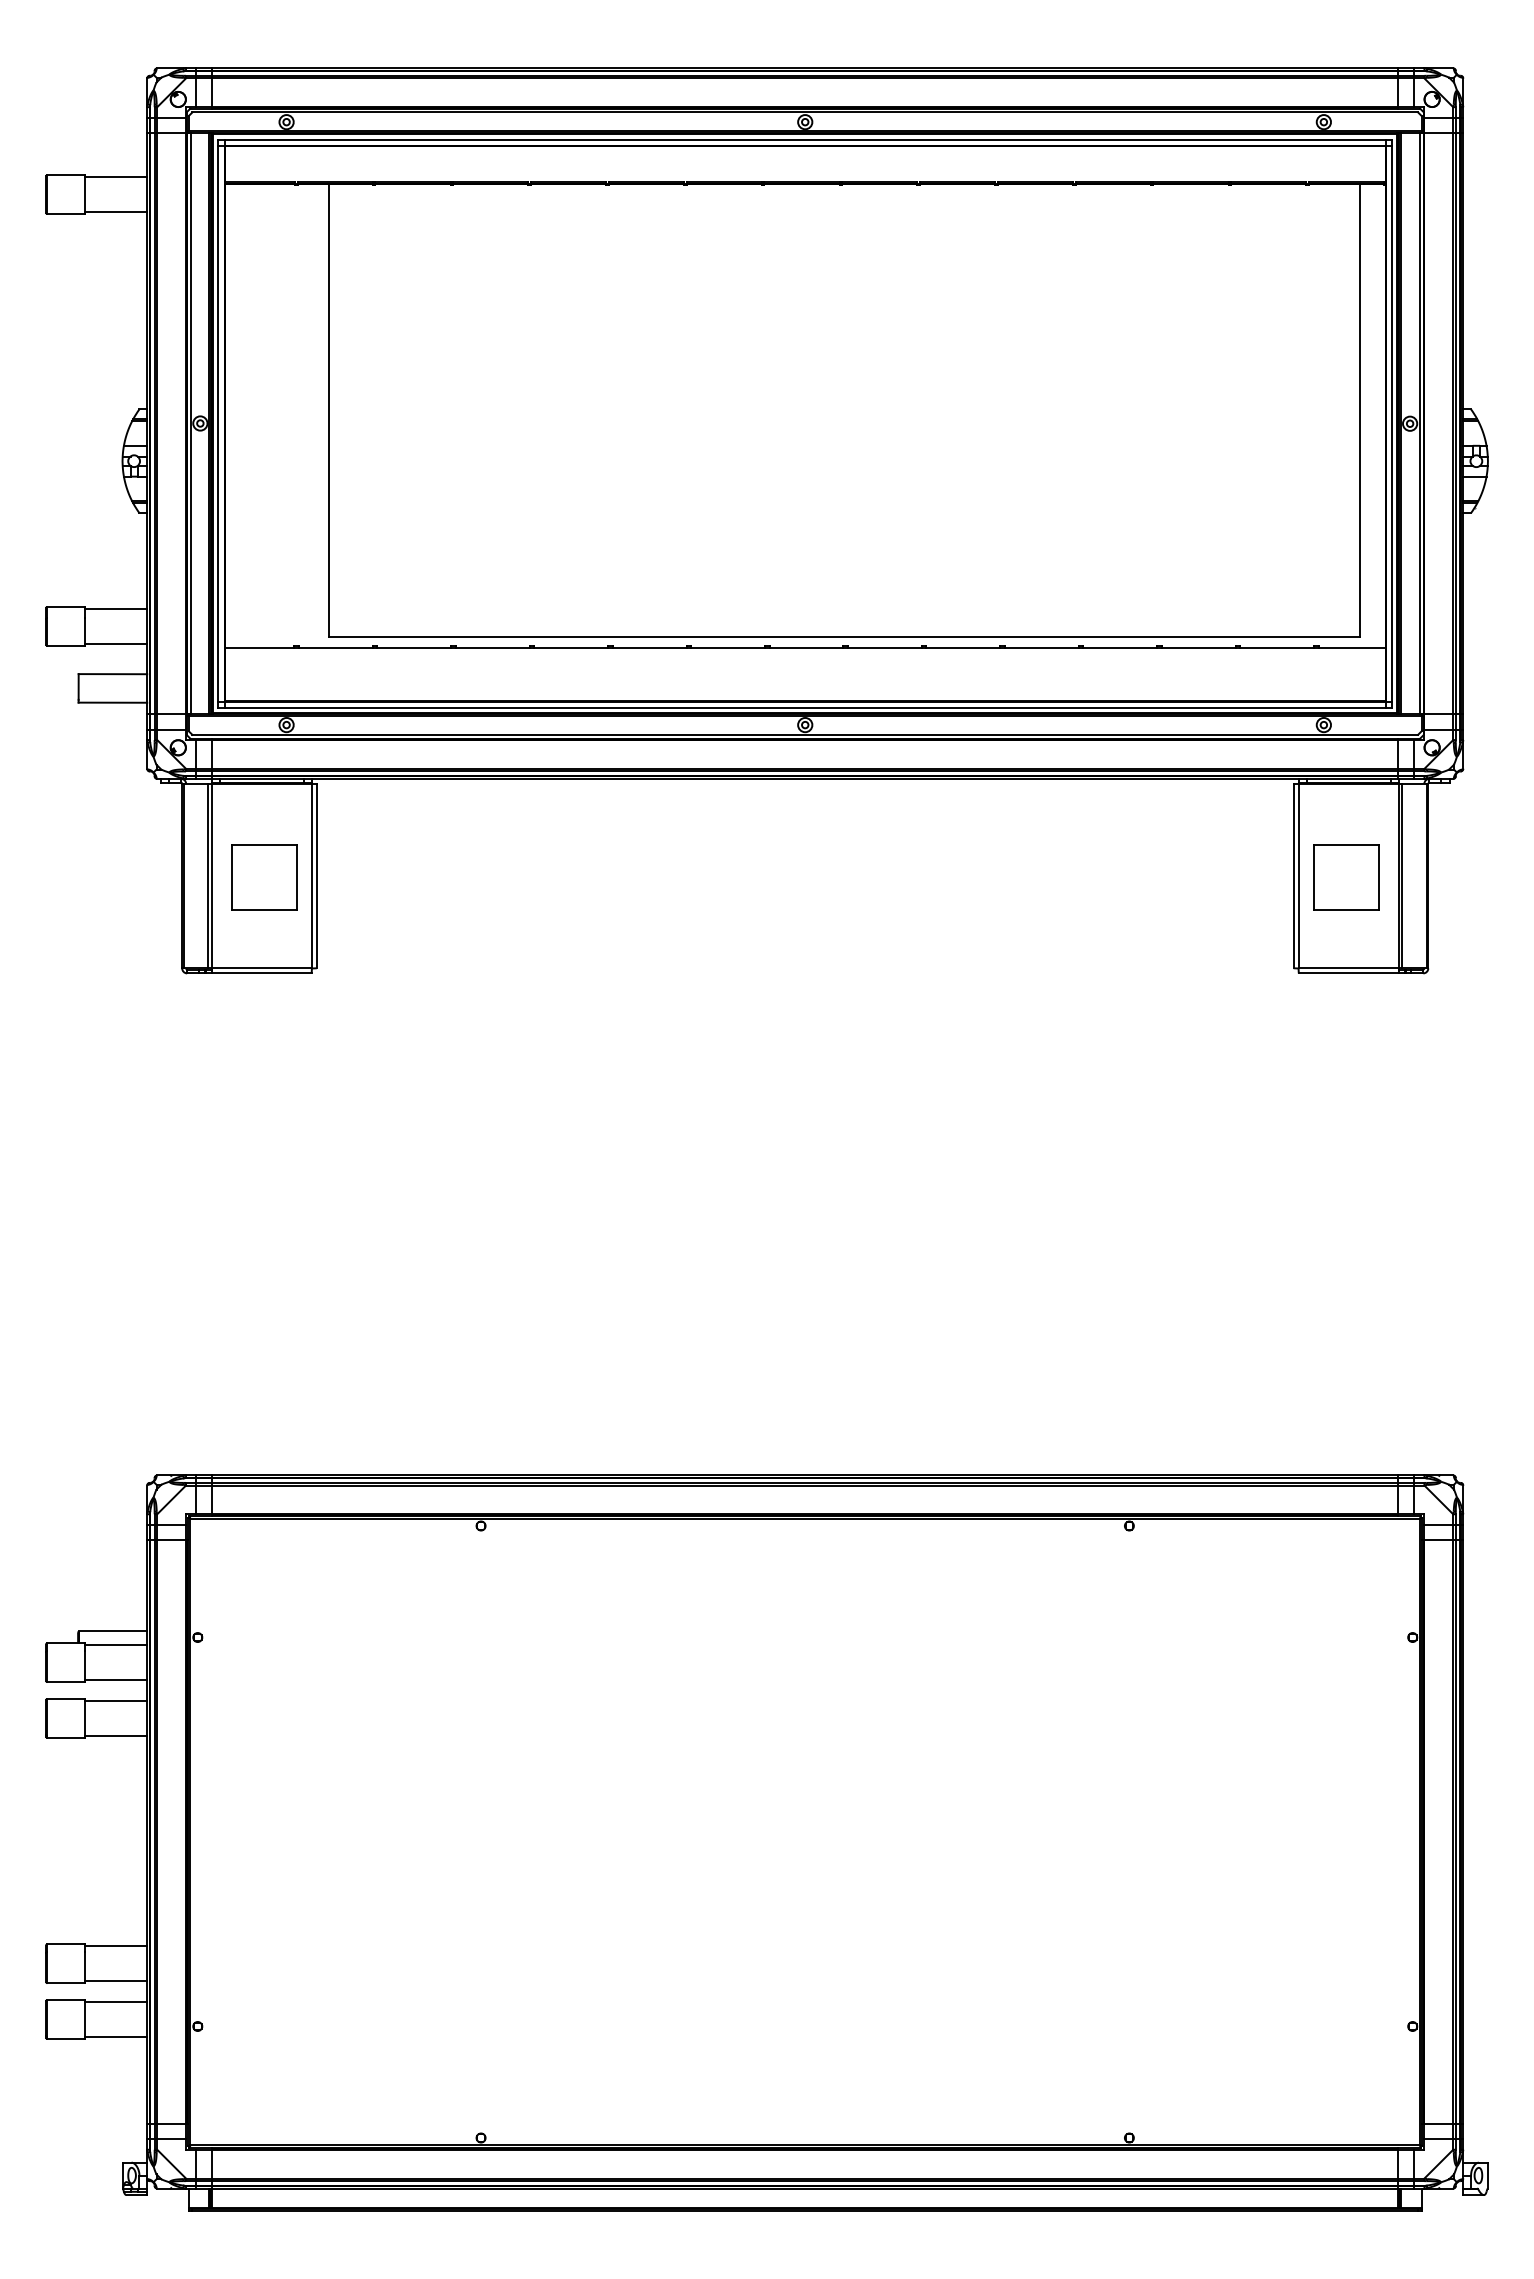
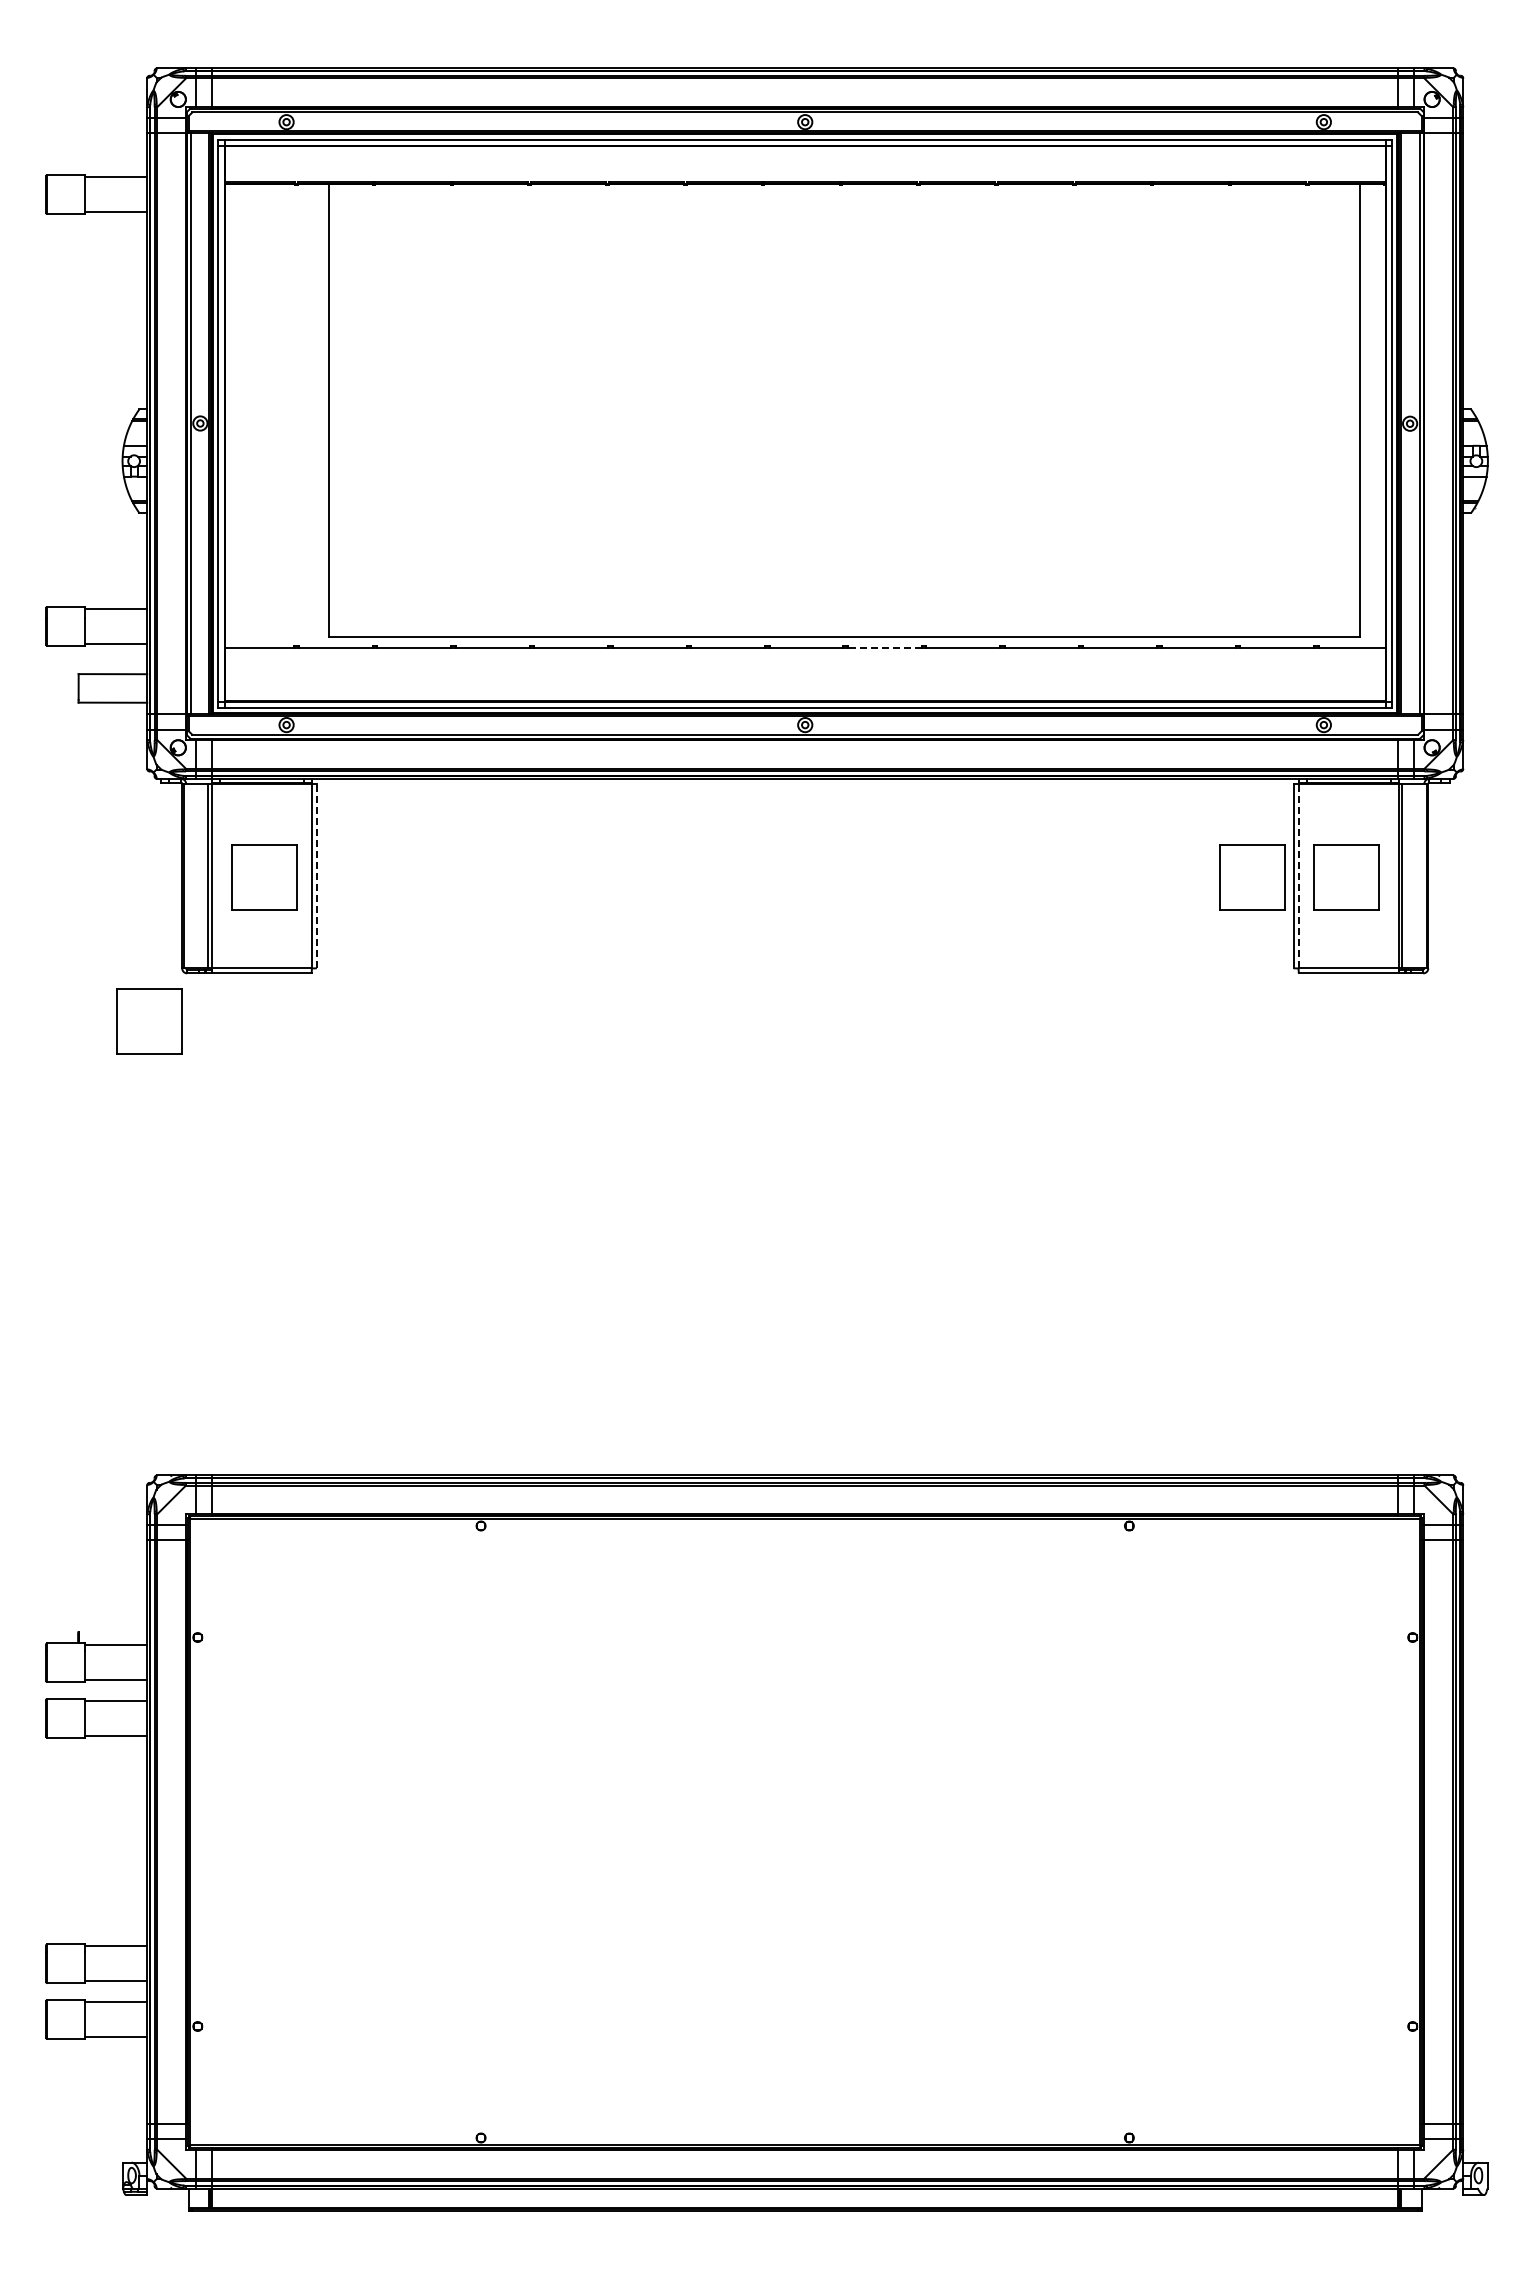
line: solid -> dashed (884, 648)
line: solid -> dashed (316, 875)
line: solid -> dashed (1298, 875)
part: none -> present (1252, 877)
part: none -> present (149, 1021)
line: present -> none (112, 1631)
